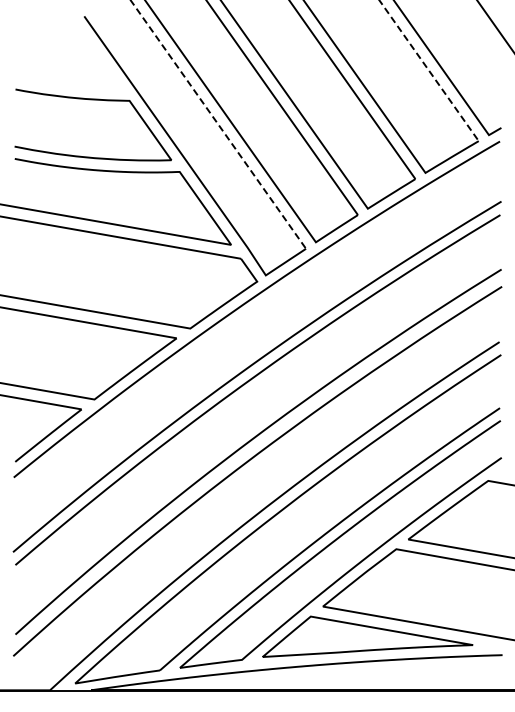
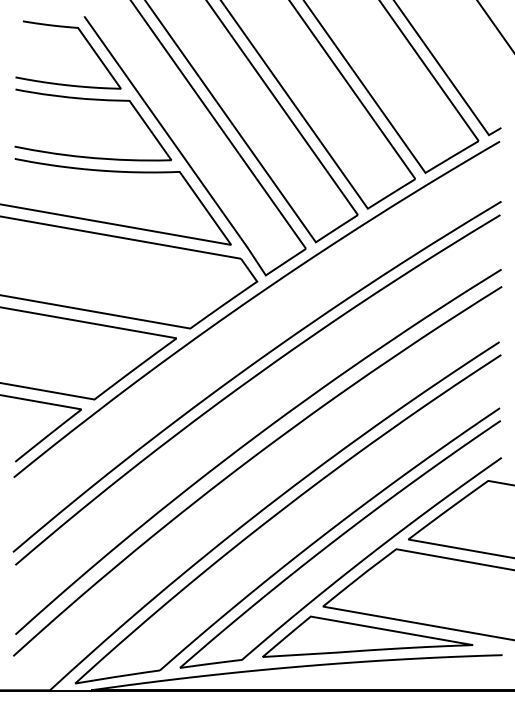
curve: none -> present (87, 43)
line: dashed -> solid (429, 70)
line: dashed -> solid (218, 124)
